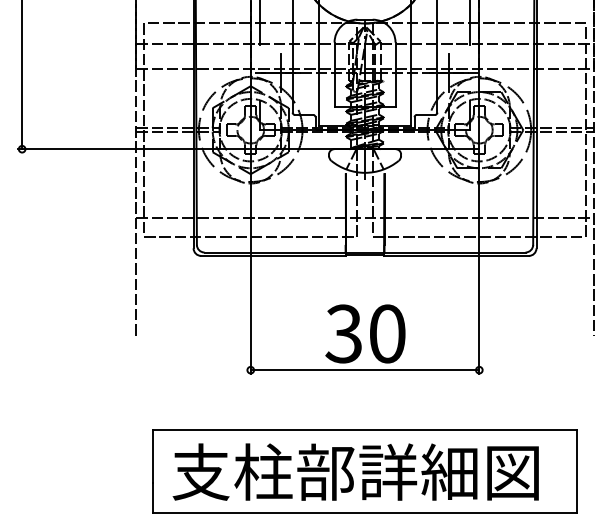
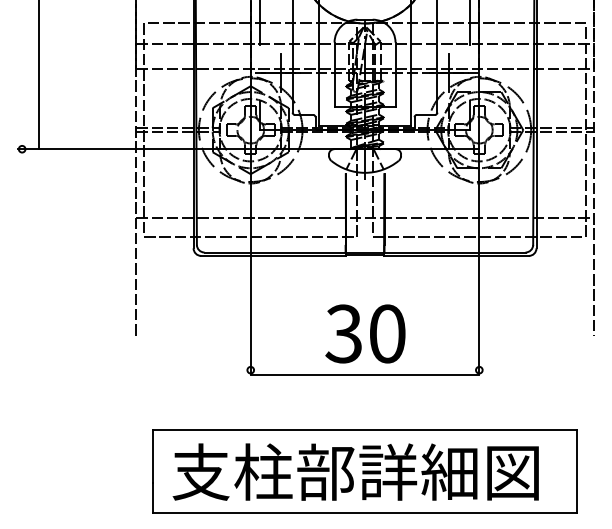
line position: (22, 75) -> (39, 75) (39, 75)
line position: (364, 370) -> (364, 375) (364, 375)
